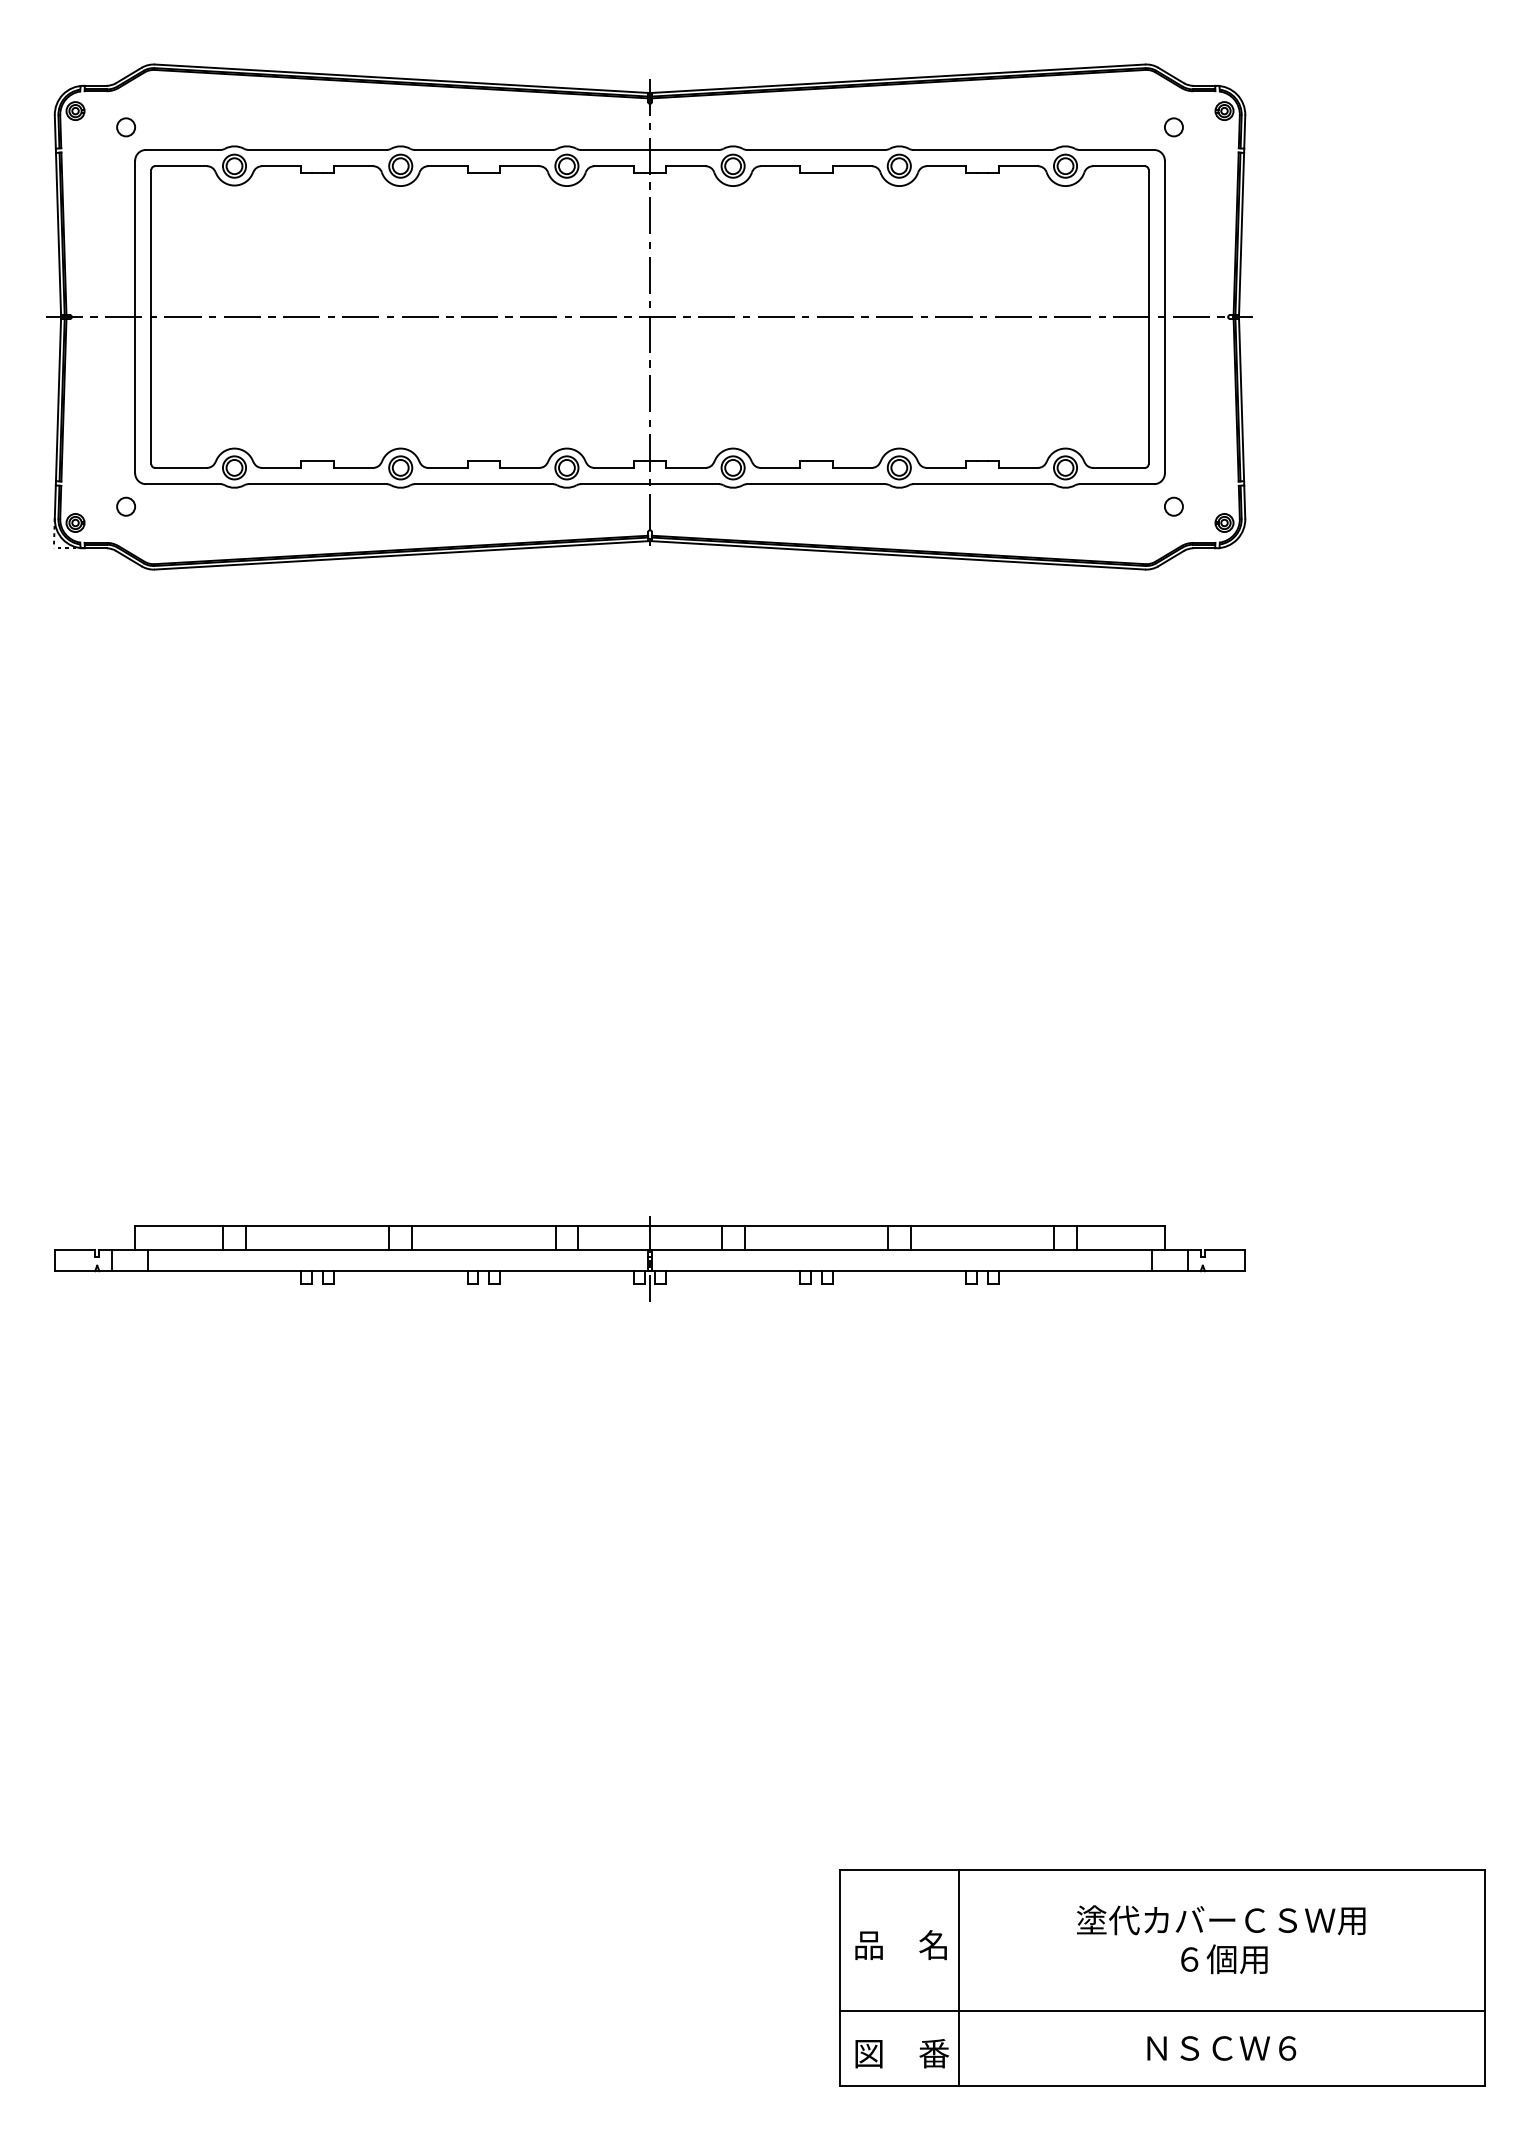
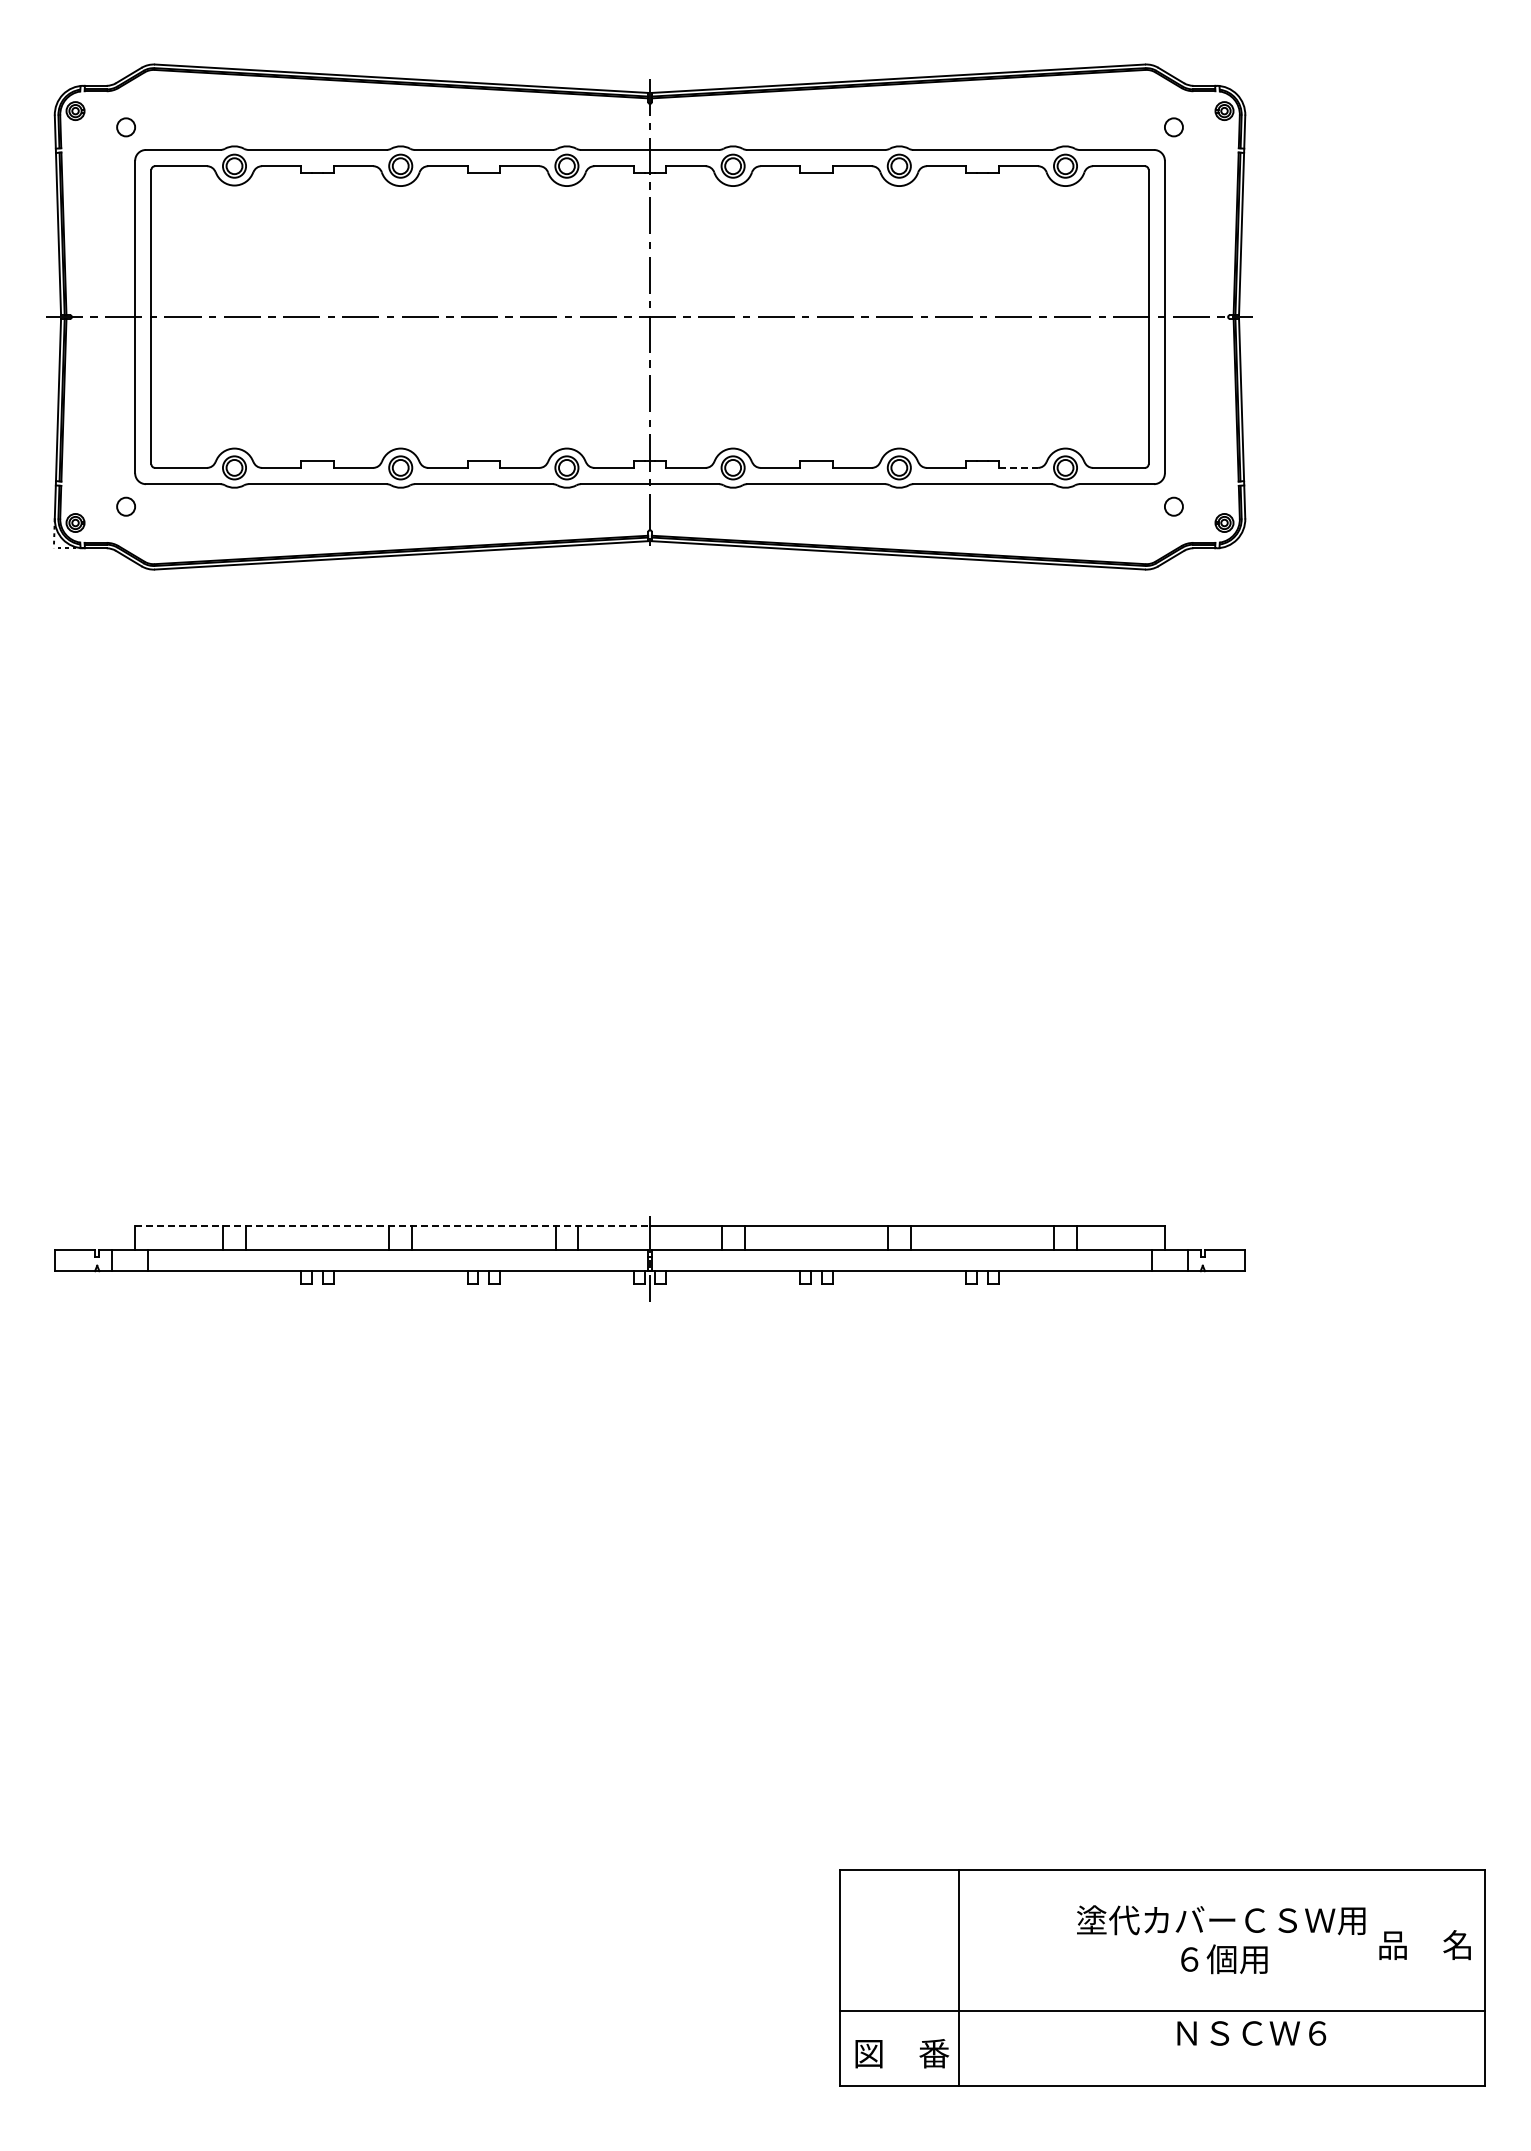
line: solid -> dashed (1018, 467)
line: solid -> dashed (393, 1226)
text position: (900, 1945) -> (1424, 1945) (1424, 1945)
text position: (1221, 2048) -> (1251, 2033) (1251, 2033)
